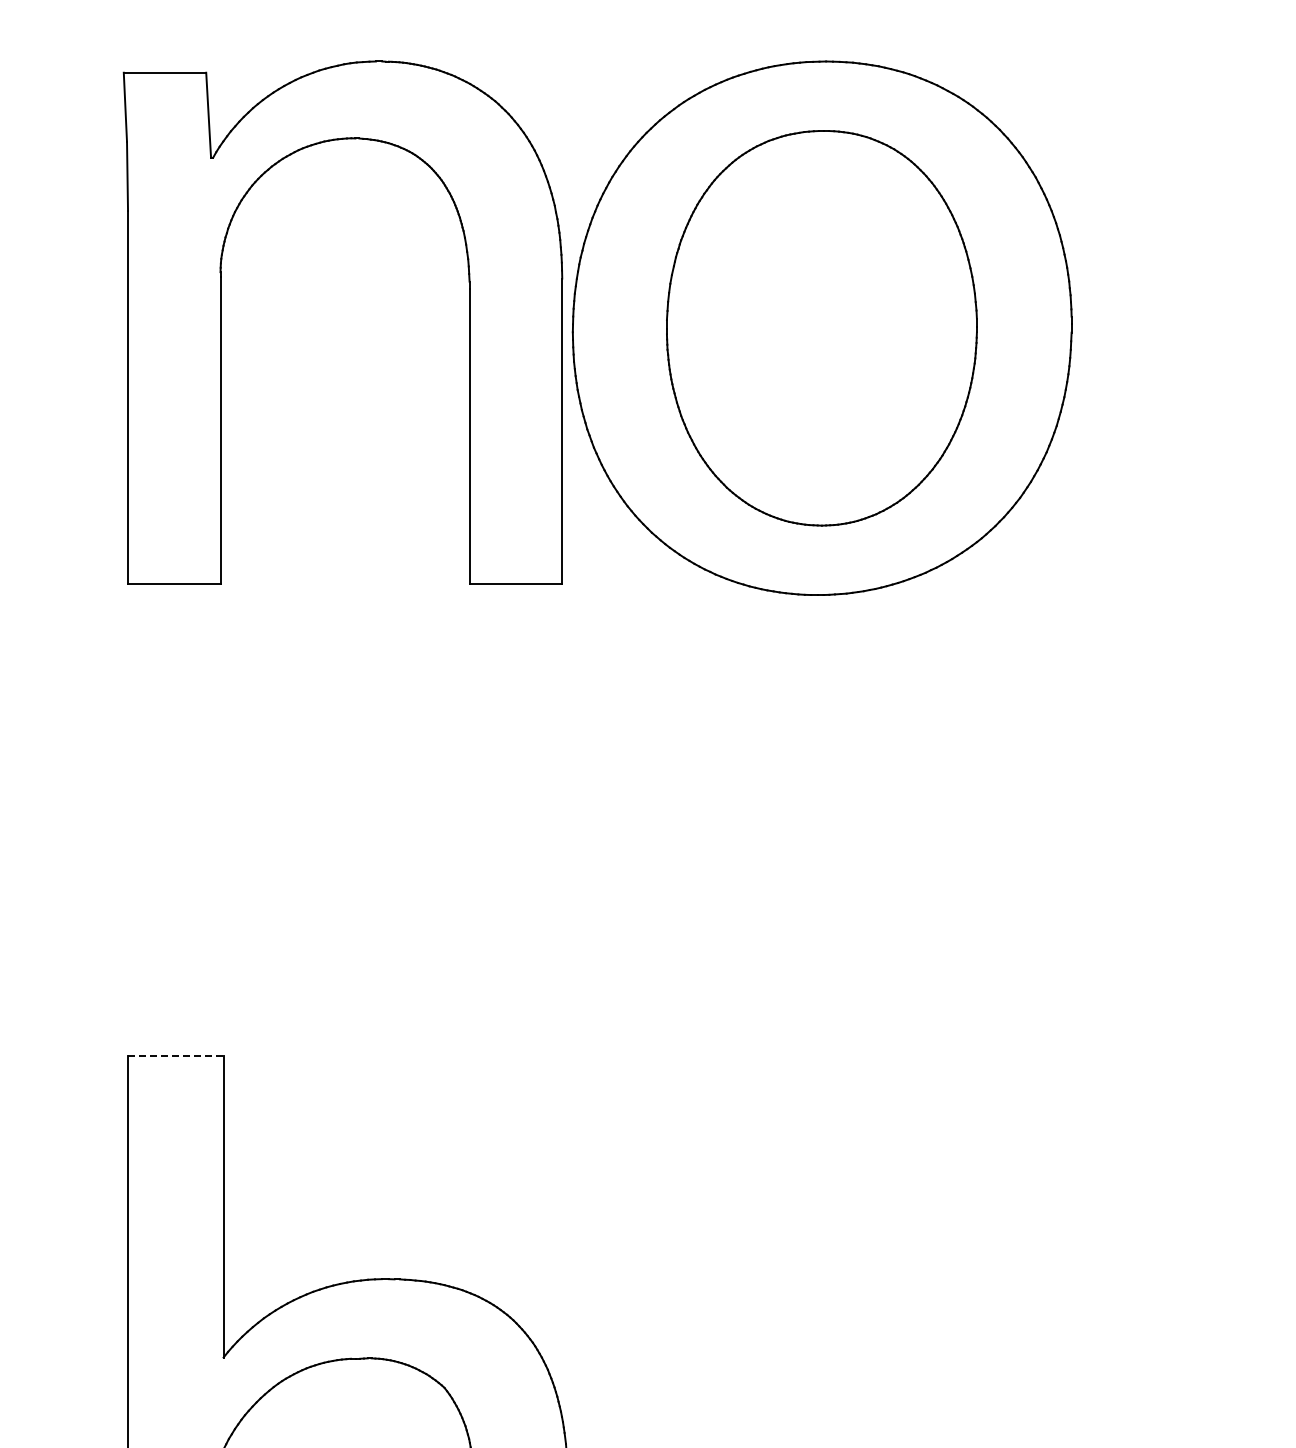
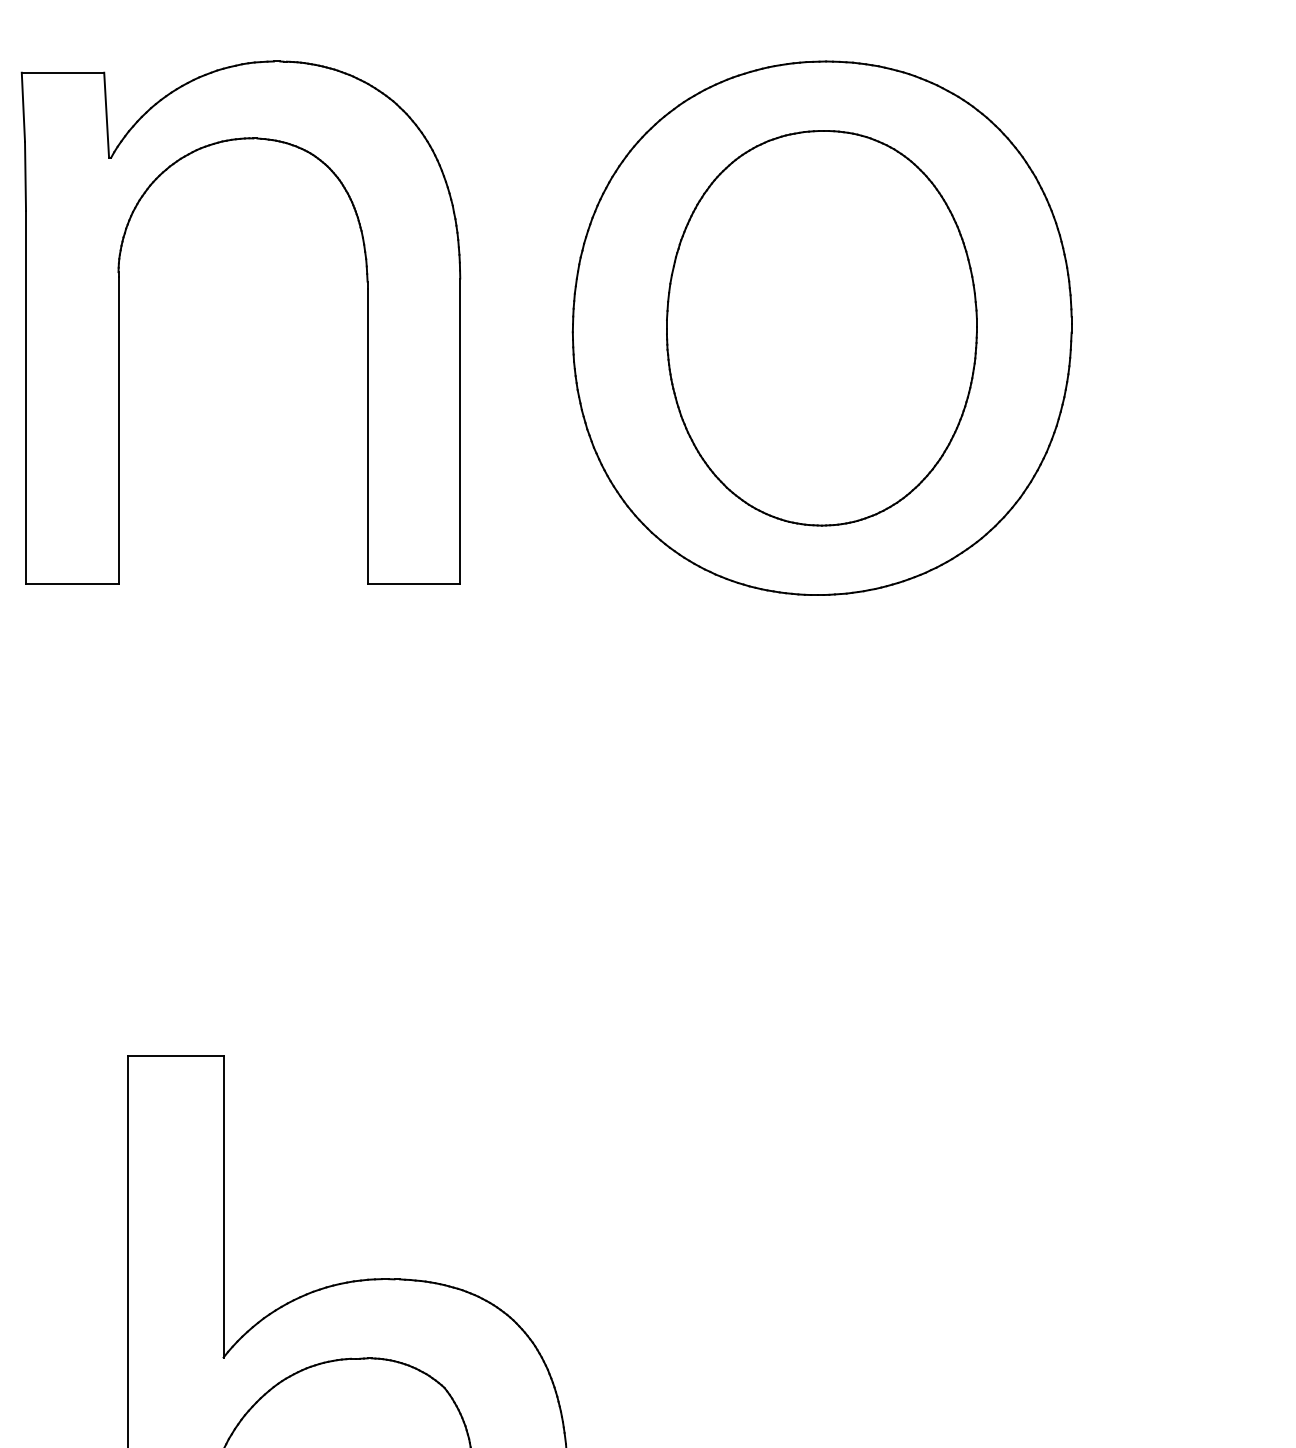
part position: (221, 322) -> (119, 322) (119, 322)
line: dashed -> solid (175, 1055)
